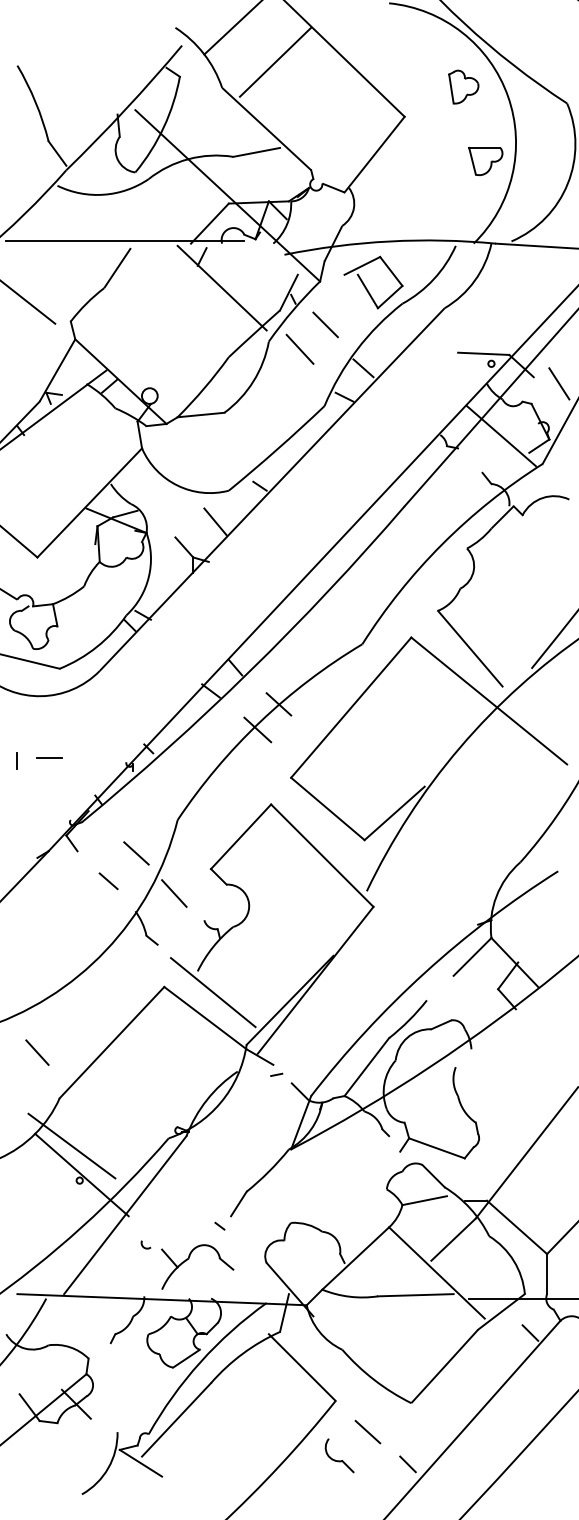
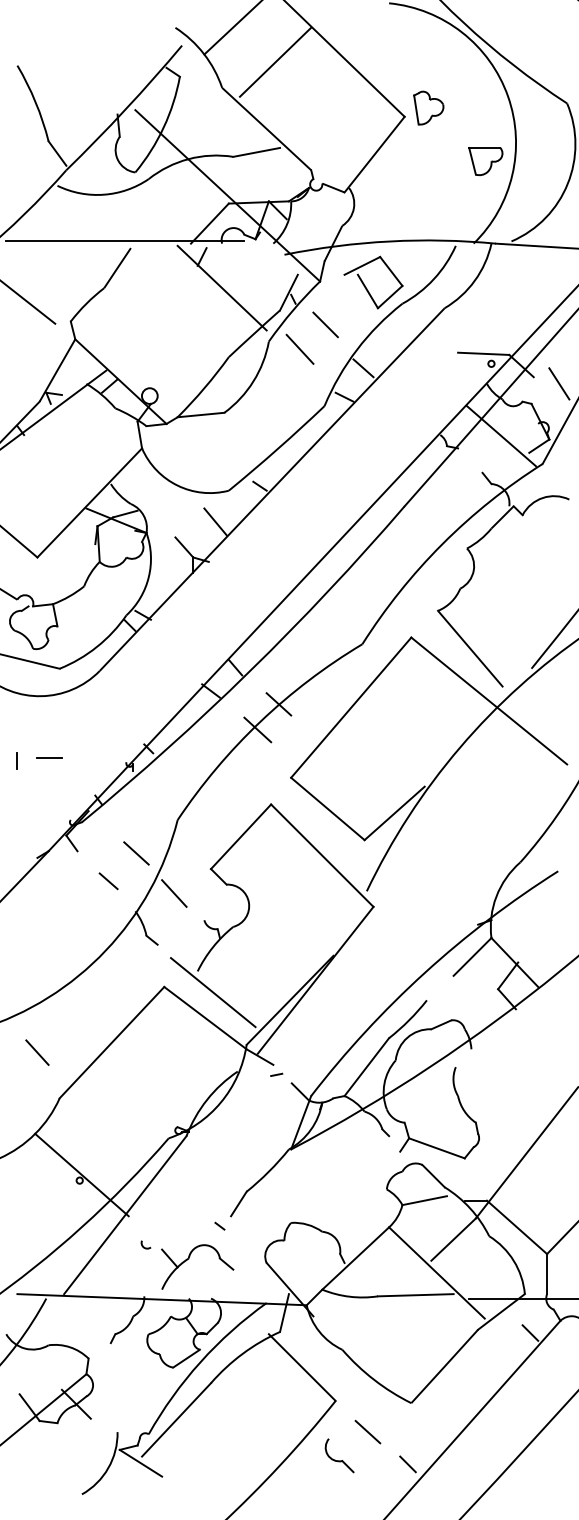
part position: (463, 86) -> (428, 107) (428, 107)
line: present -> none (71, 1145)
